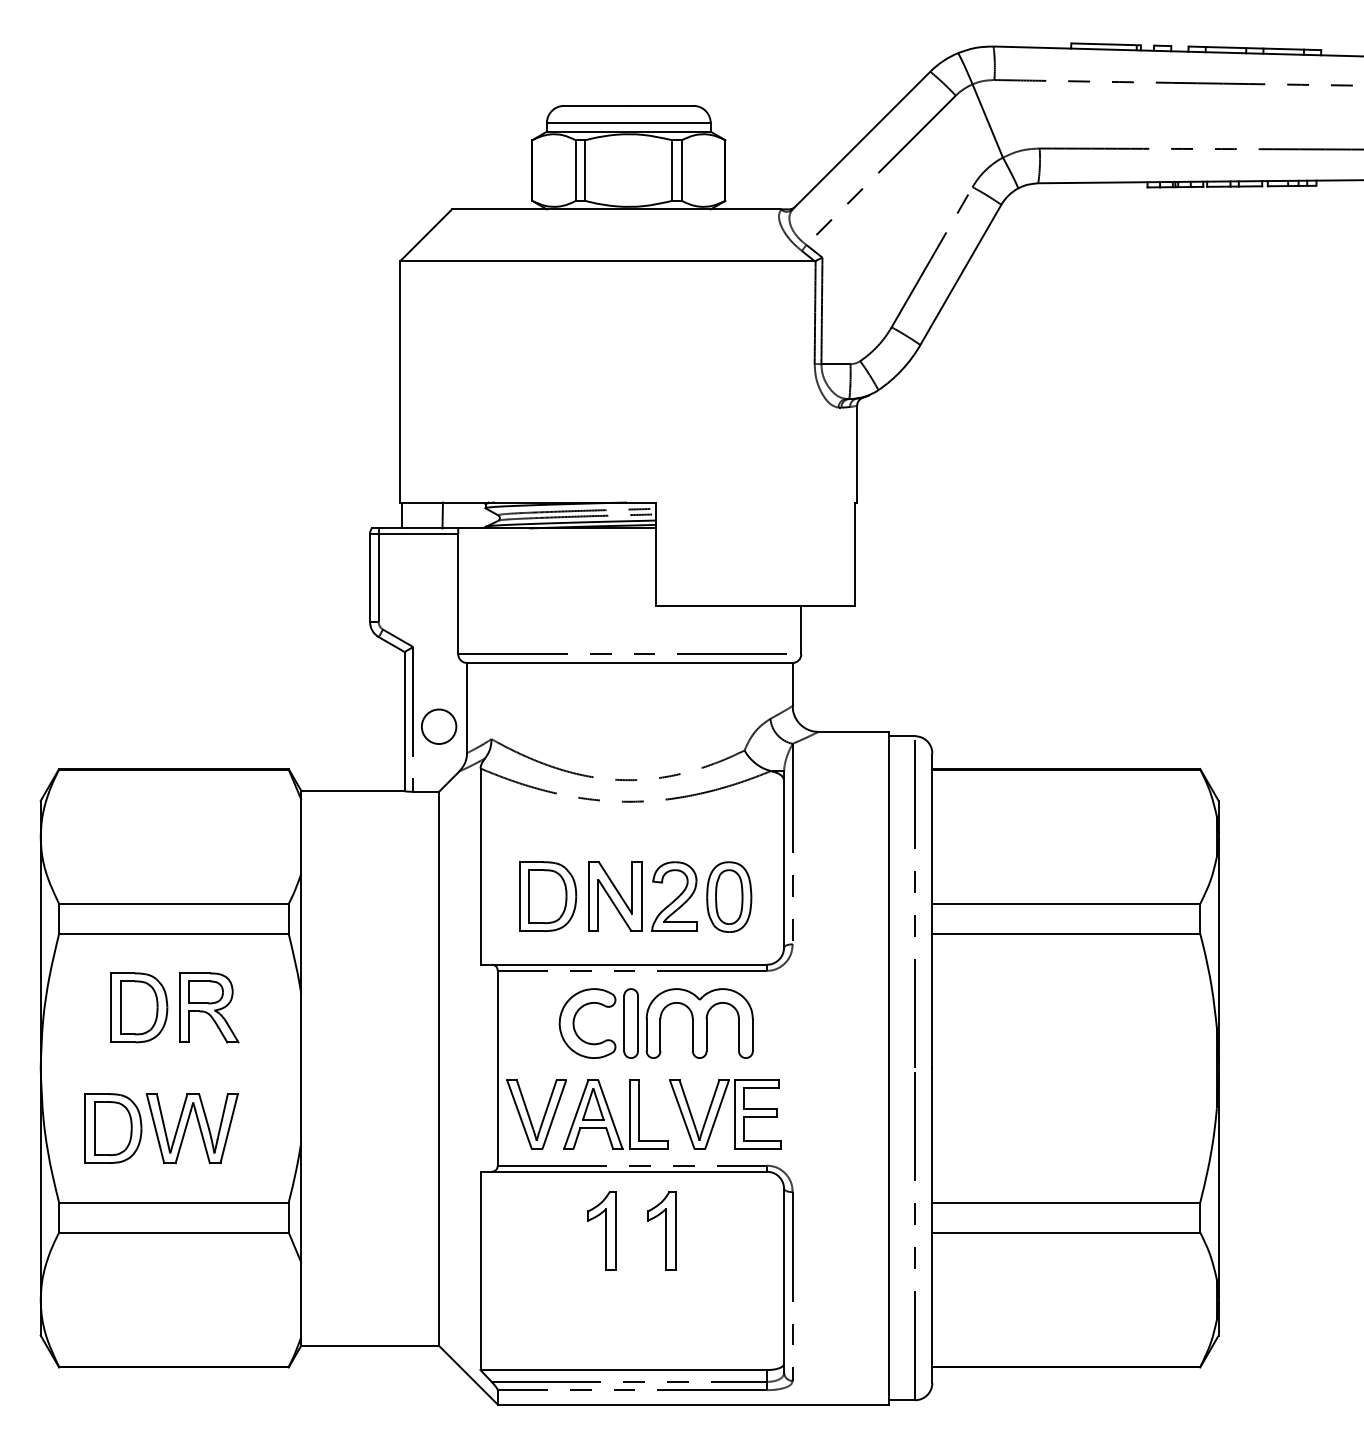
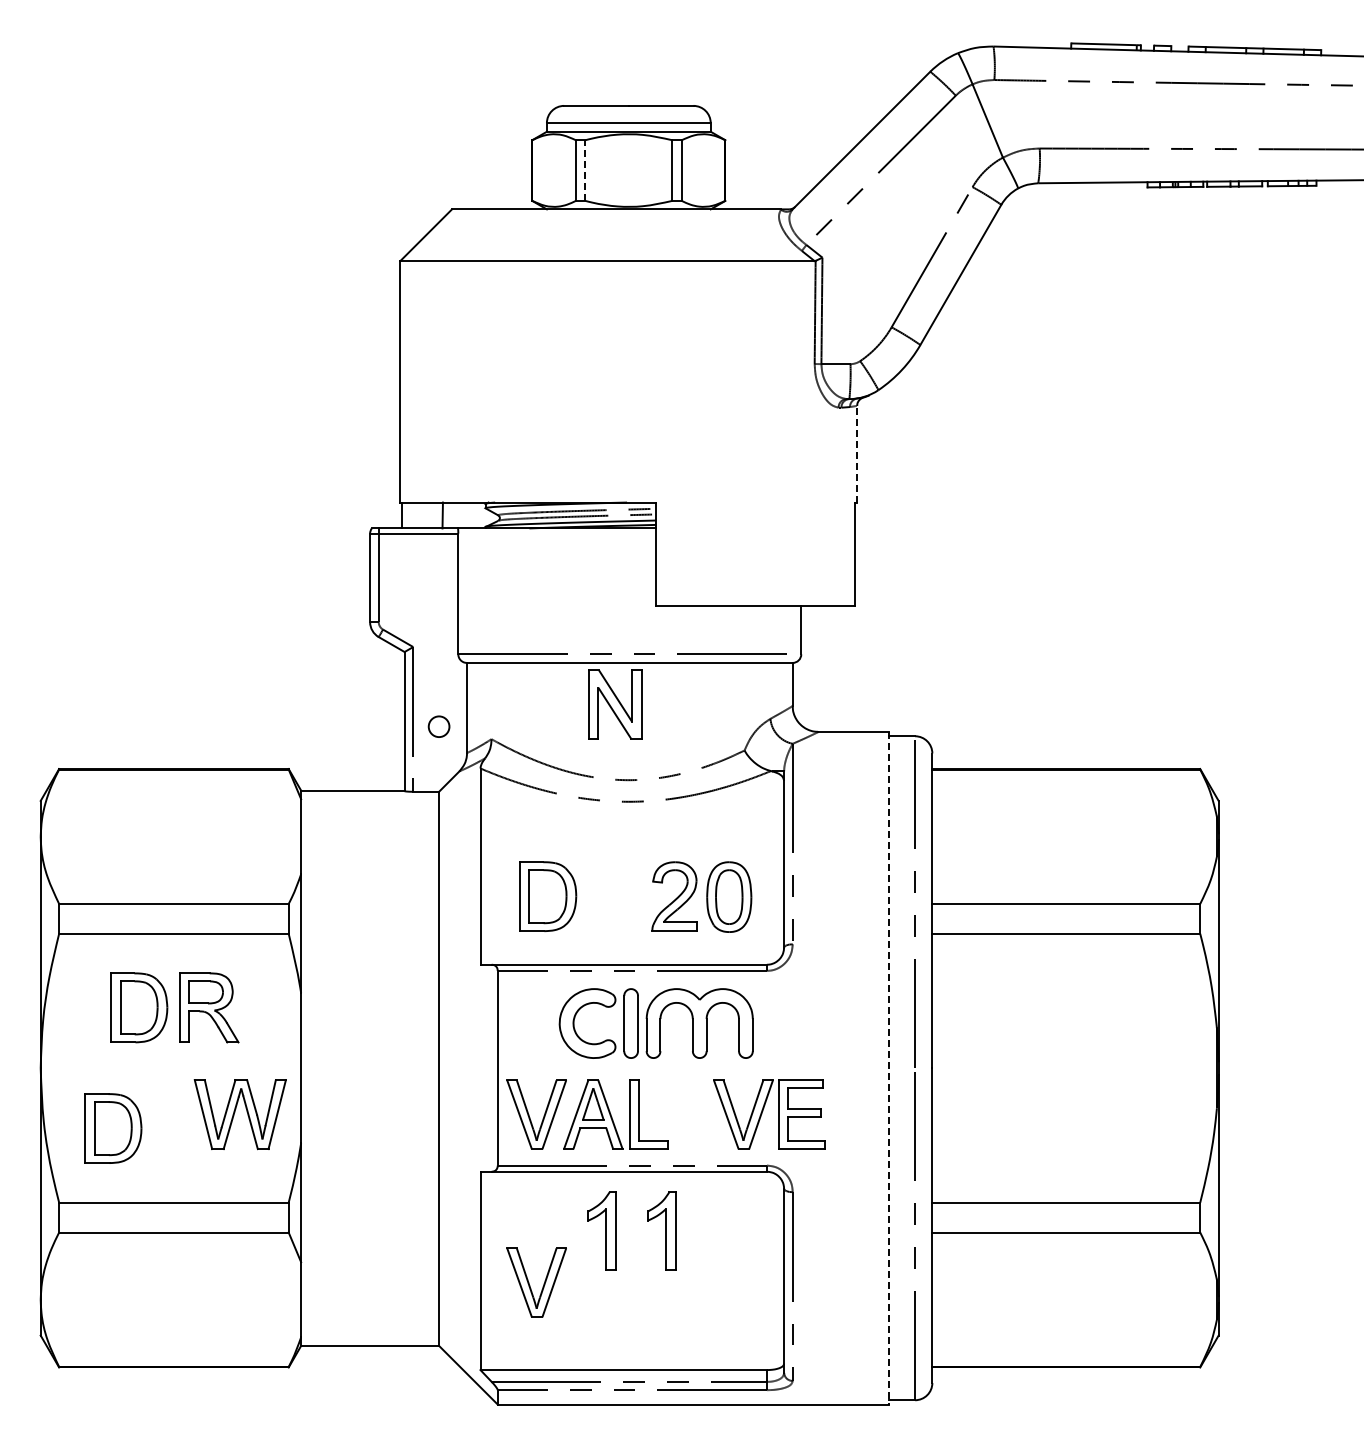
line: solid -> dashed (585, 170)
line: solid -> dashed (857, 453)
circle diameter: 34 px -> 21 px (438, 726)
part position: (615, 896) -> (615, 704) (615, 704)
line: solid -> dashed (889, 1068)
part position: (719, 1111) -> (763, 1111) (763, 1111)
part position: (191, 1128) -> (239, 1114) (239, 1114)
part: none -> present (530, 1285)
